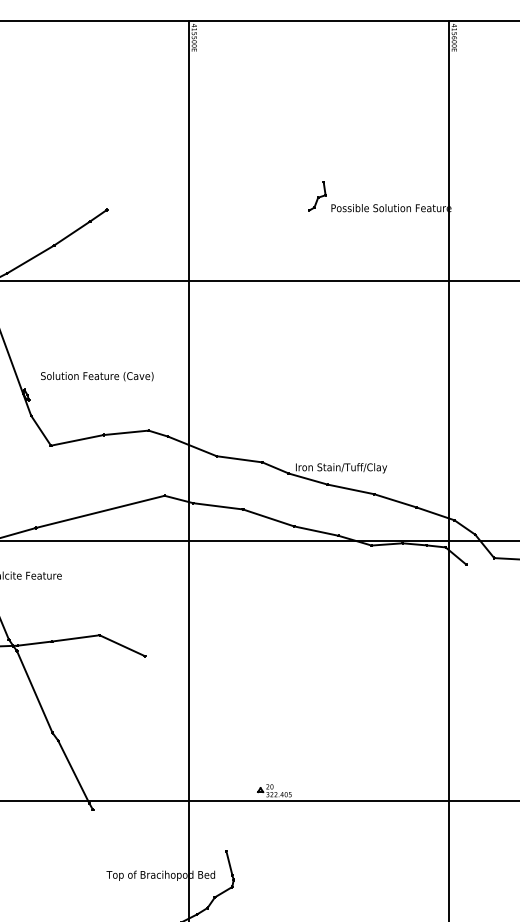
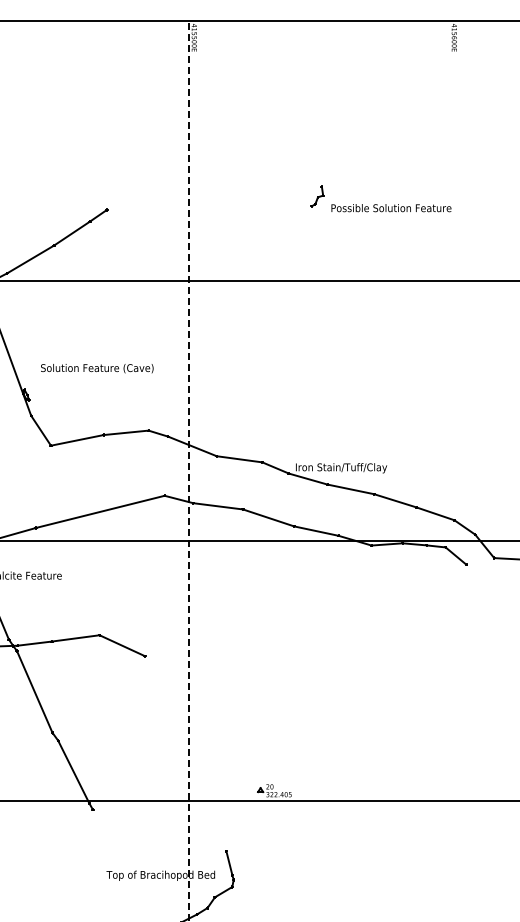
part size: 19x31 px -> 15x23 px (317, 196)
text position: (97, 376) -> (97, 368) (97, 368)
line: present -> none (449, 469)
line: solid -> dashed (189, 470)
